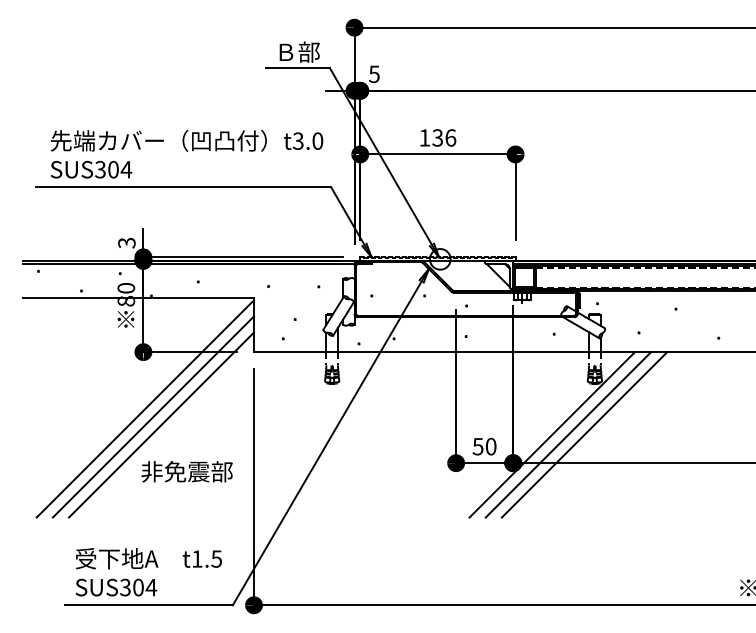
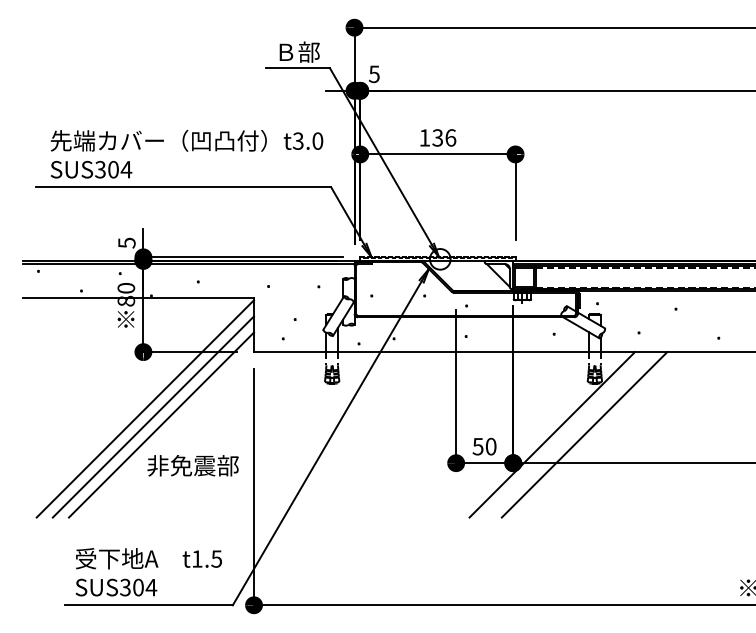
text: 3 -> 5 (126, 242)
line: present -> none (568, 434)
text position: (186, 471) -> (192, 465) (192, 465)
